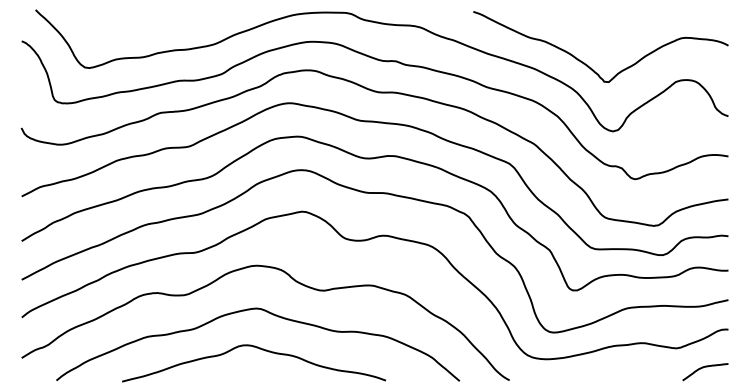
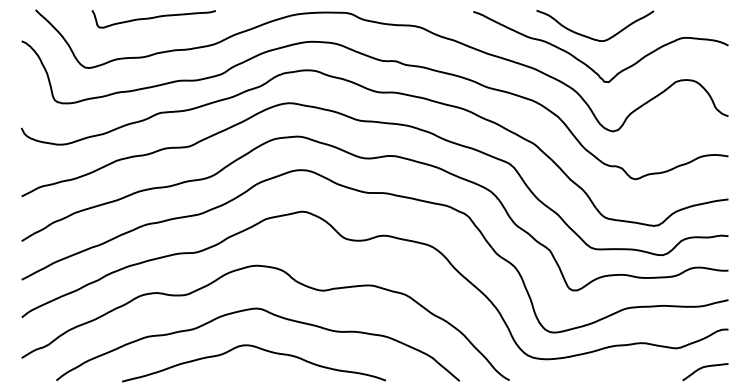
curve: none -> present (153, 18)
curve: none -> present (589, 36)
